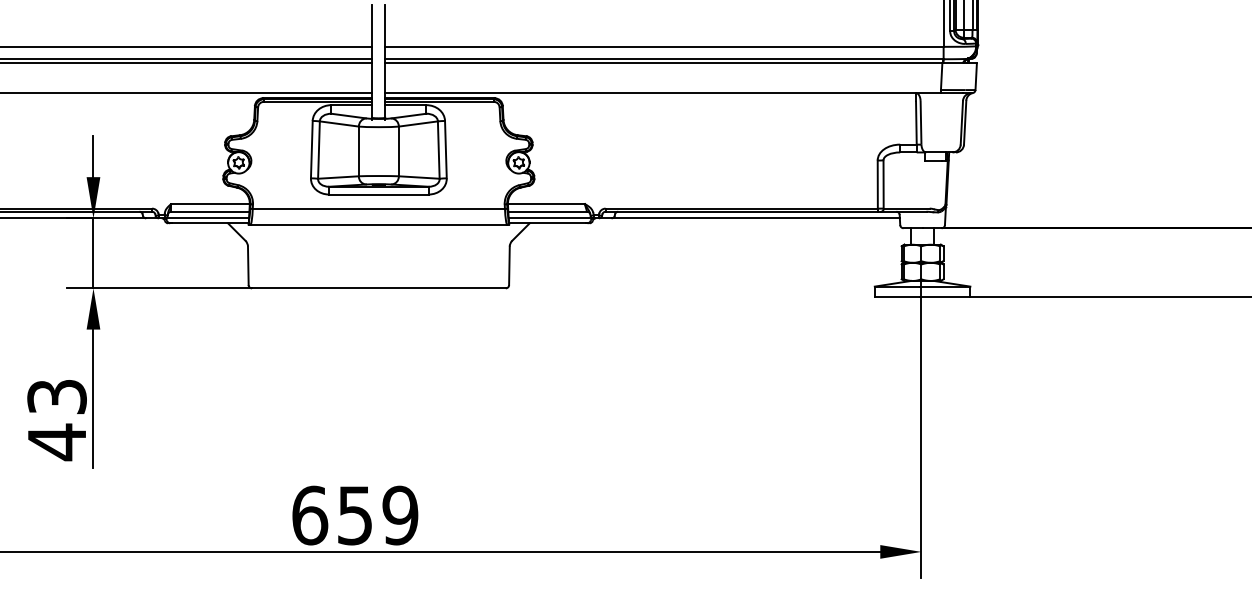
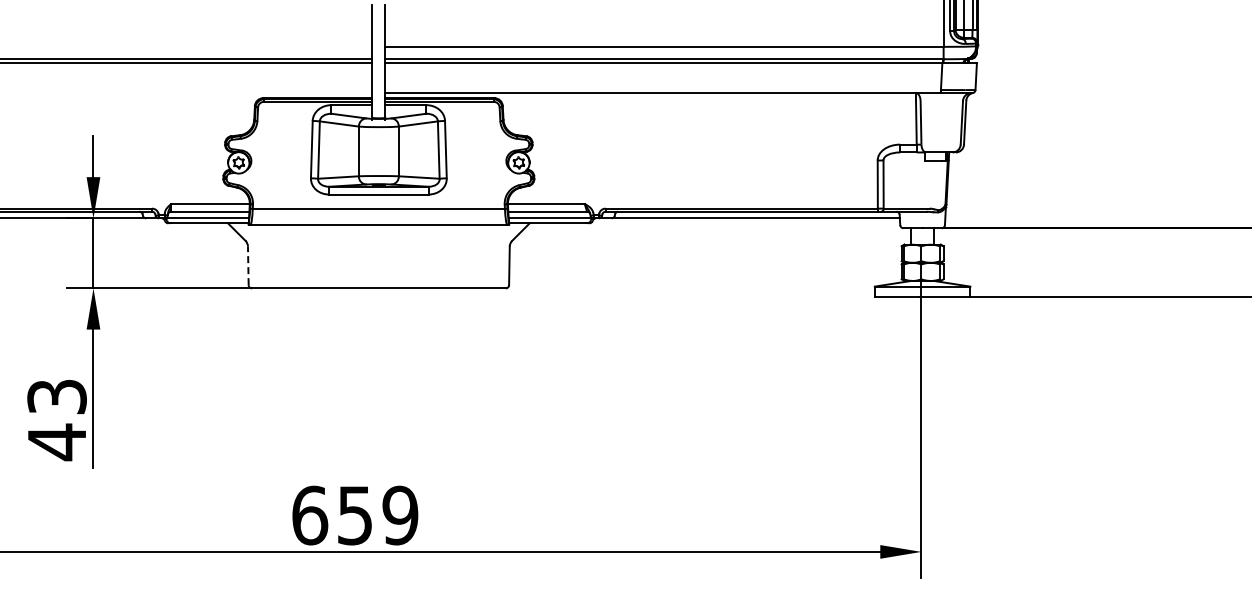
line: present -> none (187, 46)
line: present -> none (187, 93)
line: solid -> dashed (248, 265)
